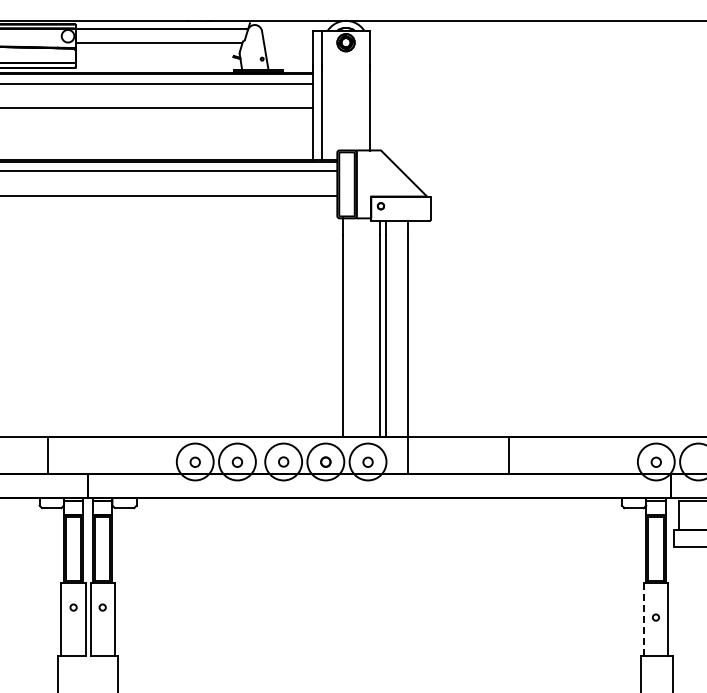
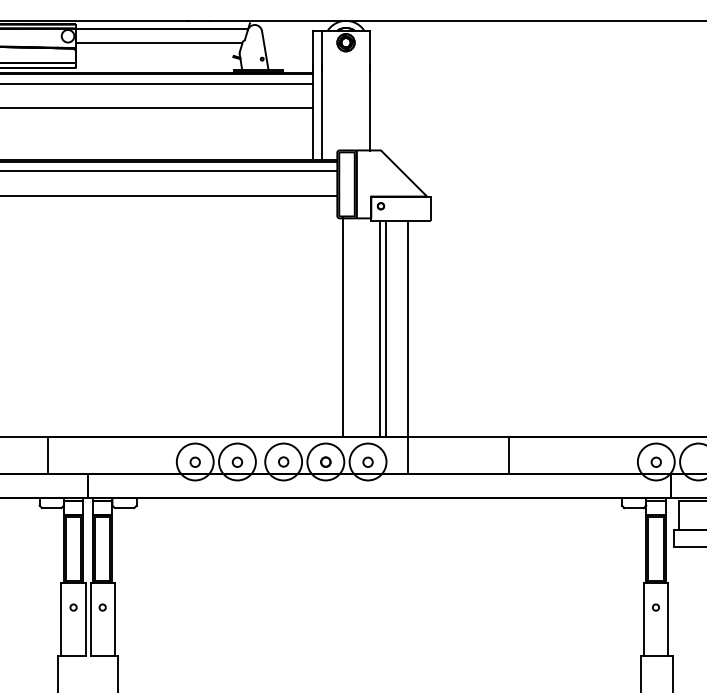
circle position: (655, 617) -> (655, 607) (655, 607)
line: dashed -> solid (643, 620)
